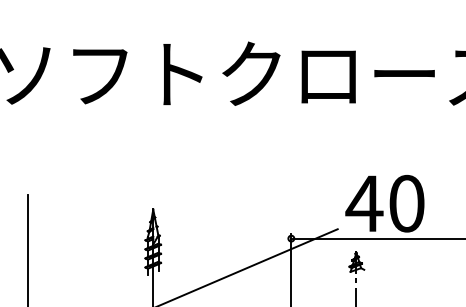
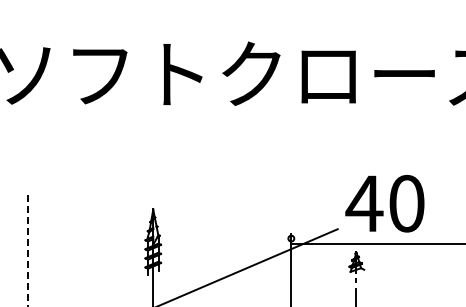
line position: (376, 238) -> (376, 243) (376, 243)
line: solid -> dashed (27, 251)
